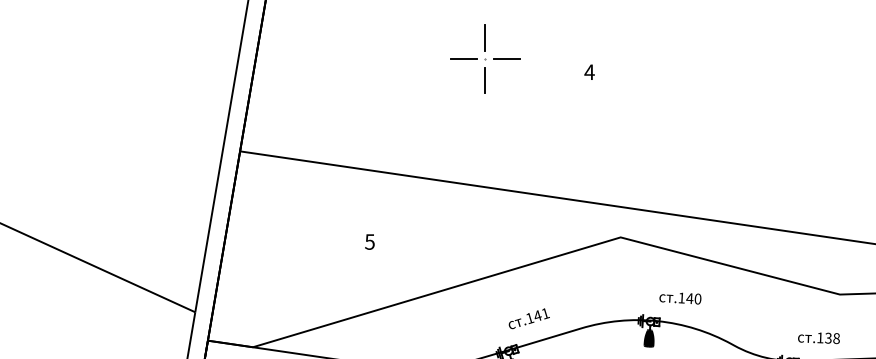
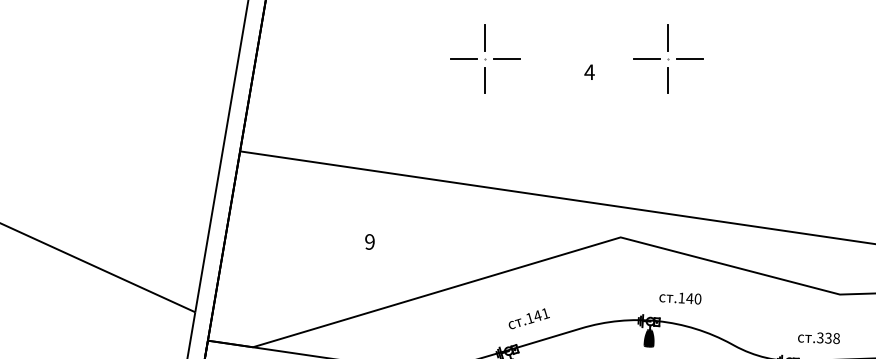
part: none -> present (668, 58)
text: 5 -> 9 (369, 241)
text: .138 -> .338 (819, 337)
